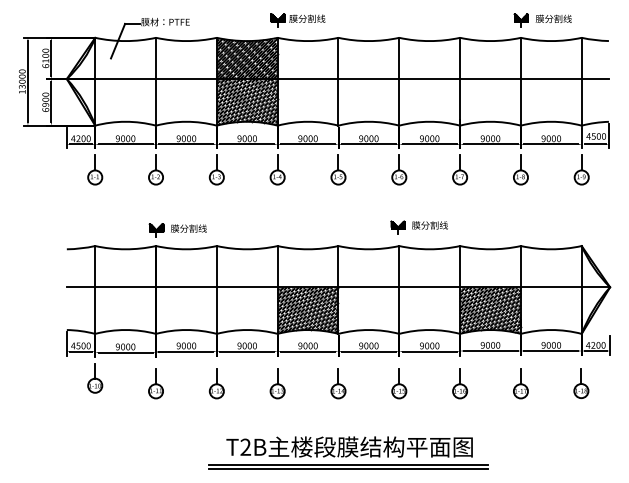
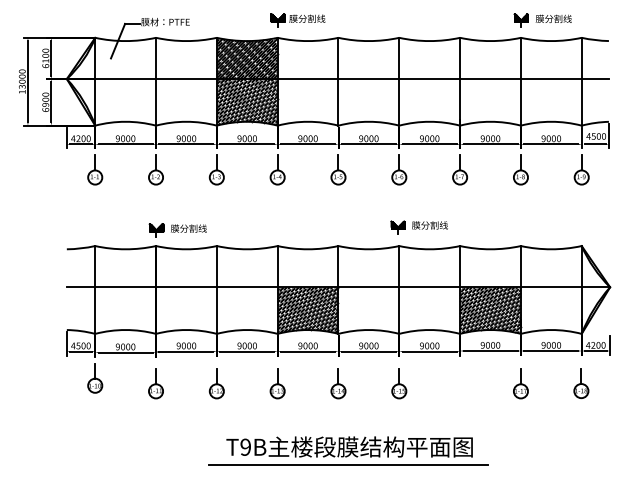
part: present -> none (460, 383)
text: T2B -> T9B (245, 447)
line: present -> none (348, 468)
